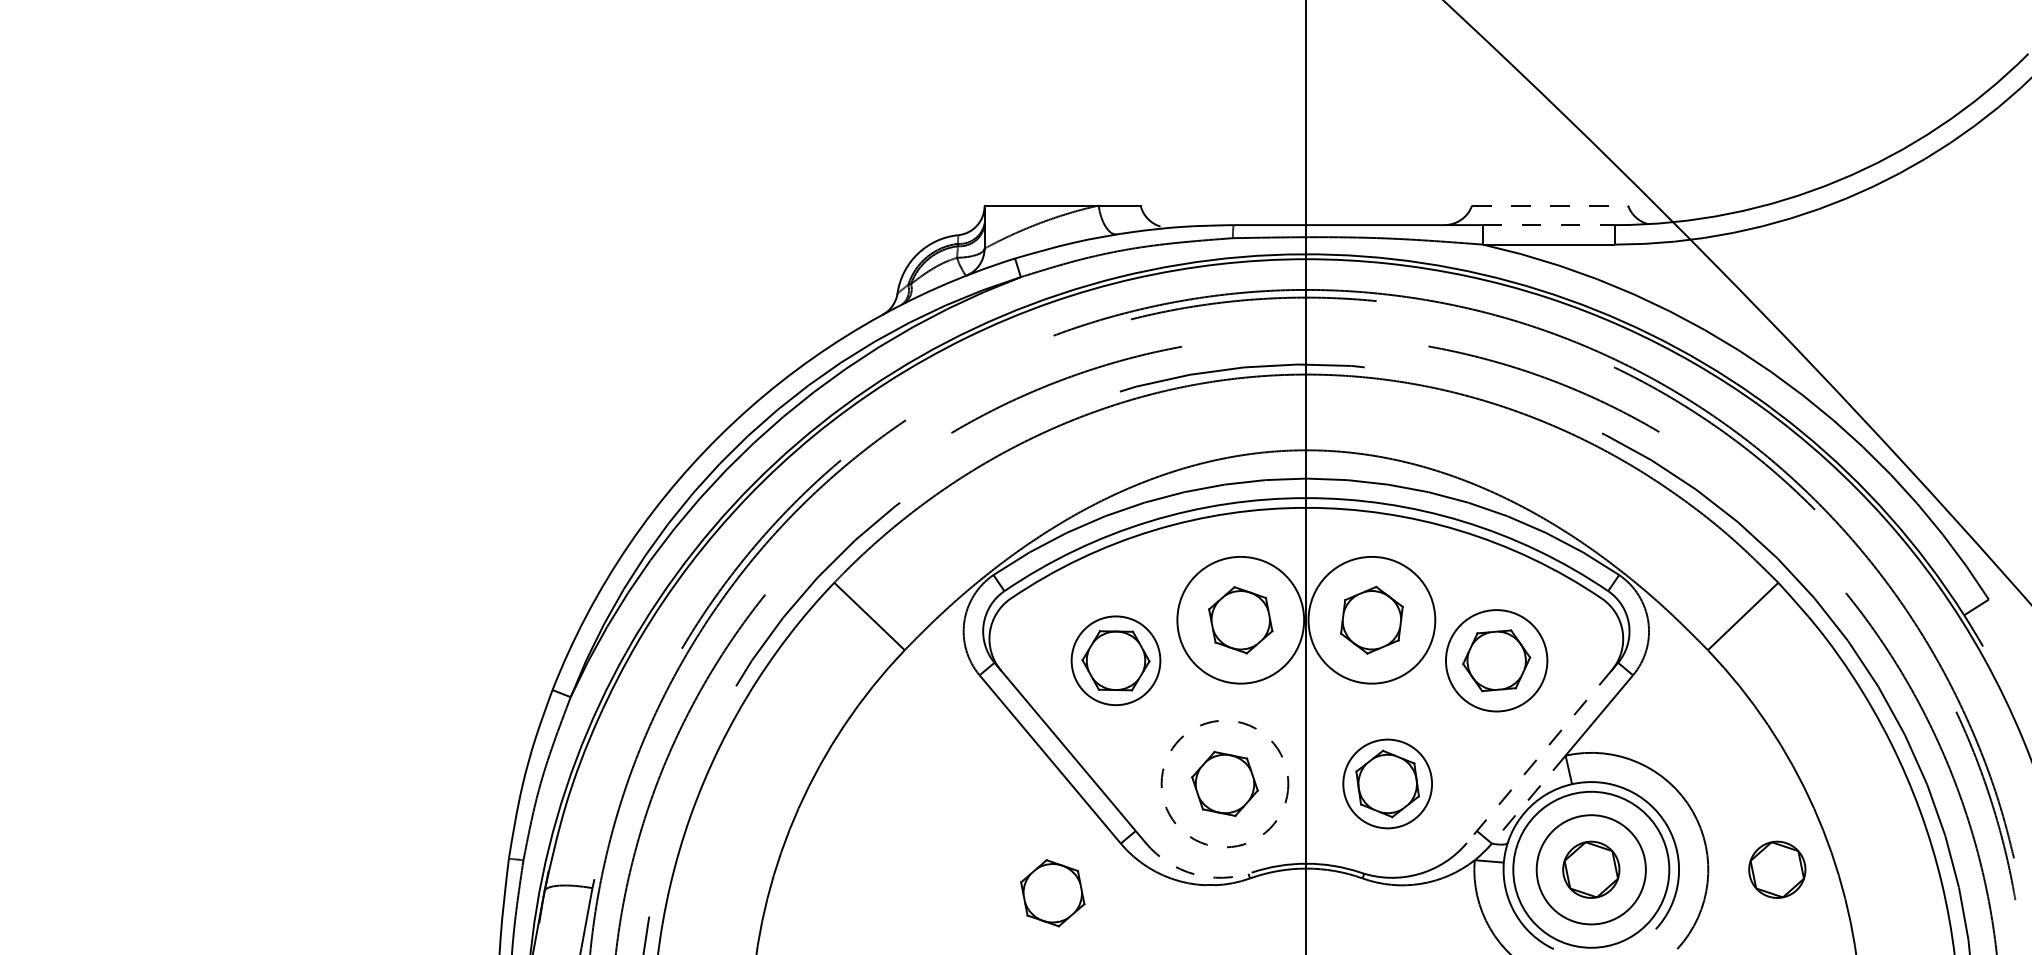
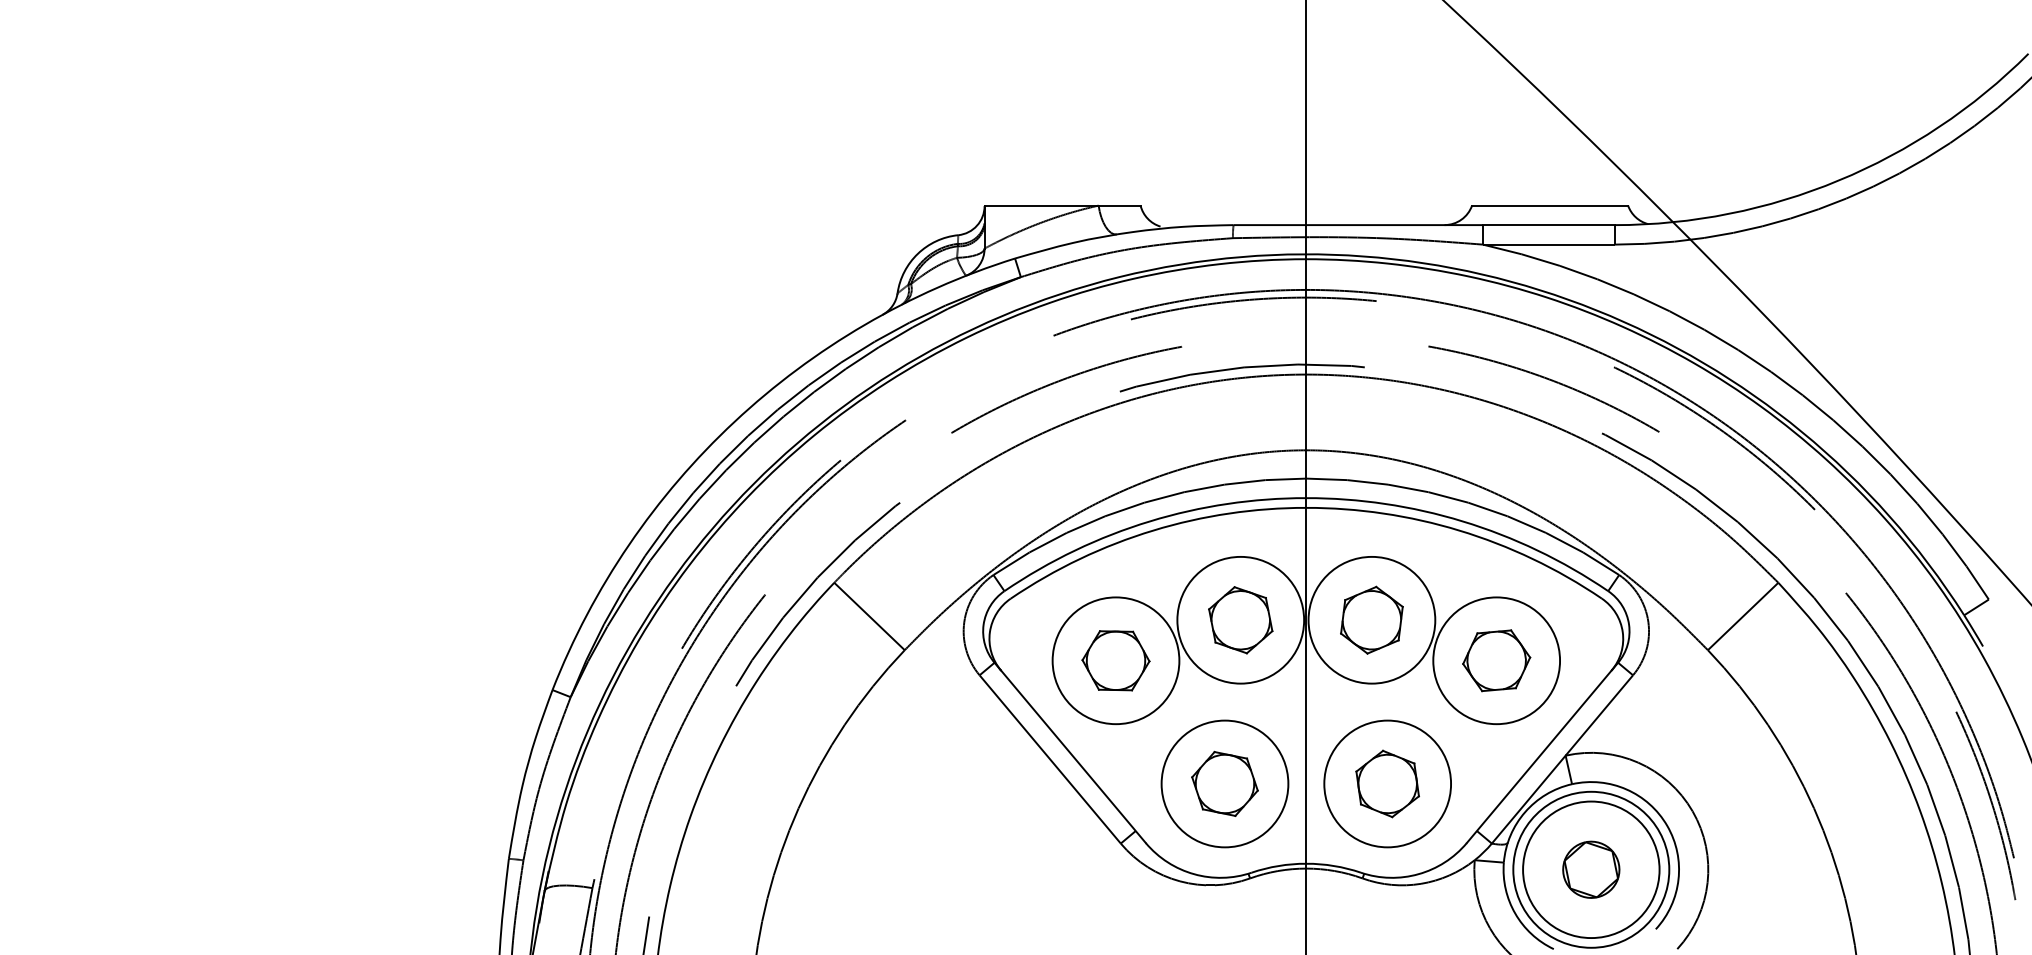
line: dashed -> solid (1550, 205)
line: dashed -> solid (1548, 225)
circle diameter: 89 px -> 127 px (1115, 660)
circle diameter: 101 px -> 127 px (1496, 660)
line: dashed -> solid (1539, 756)
circle: dashed -> solid (1224, 783)
circle diameter: 89 px -> 127 px (1387, 783)
line: dashed -> solid (1528, 800)
circle diameter: 109 px -> 136 px (1591, 869)
part: present -> none (1777, 869)
arc: dashed -> solid (1194, 874)
part: present -> none (1052, 893)
